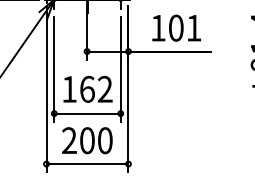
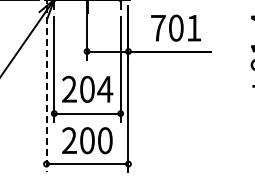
text: 101 -> 701 (158, 28)
text: 162 -> 204 (87, 88)
line: solid -> dashed (46, 89)
